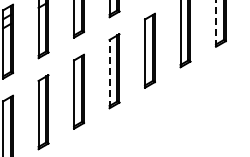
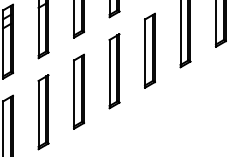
line: dashed -> solid (216, 23)
line: dashed -> solid (109, 73)
